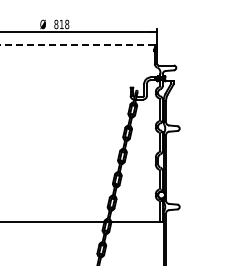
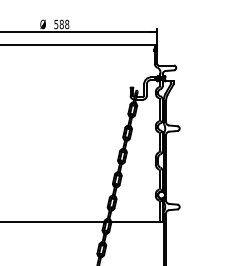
text: 818 -> 588 (58, 24)
line: dashed -> solid (76, 45)
